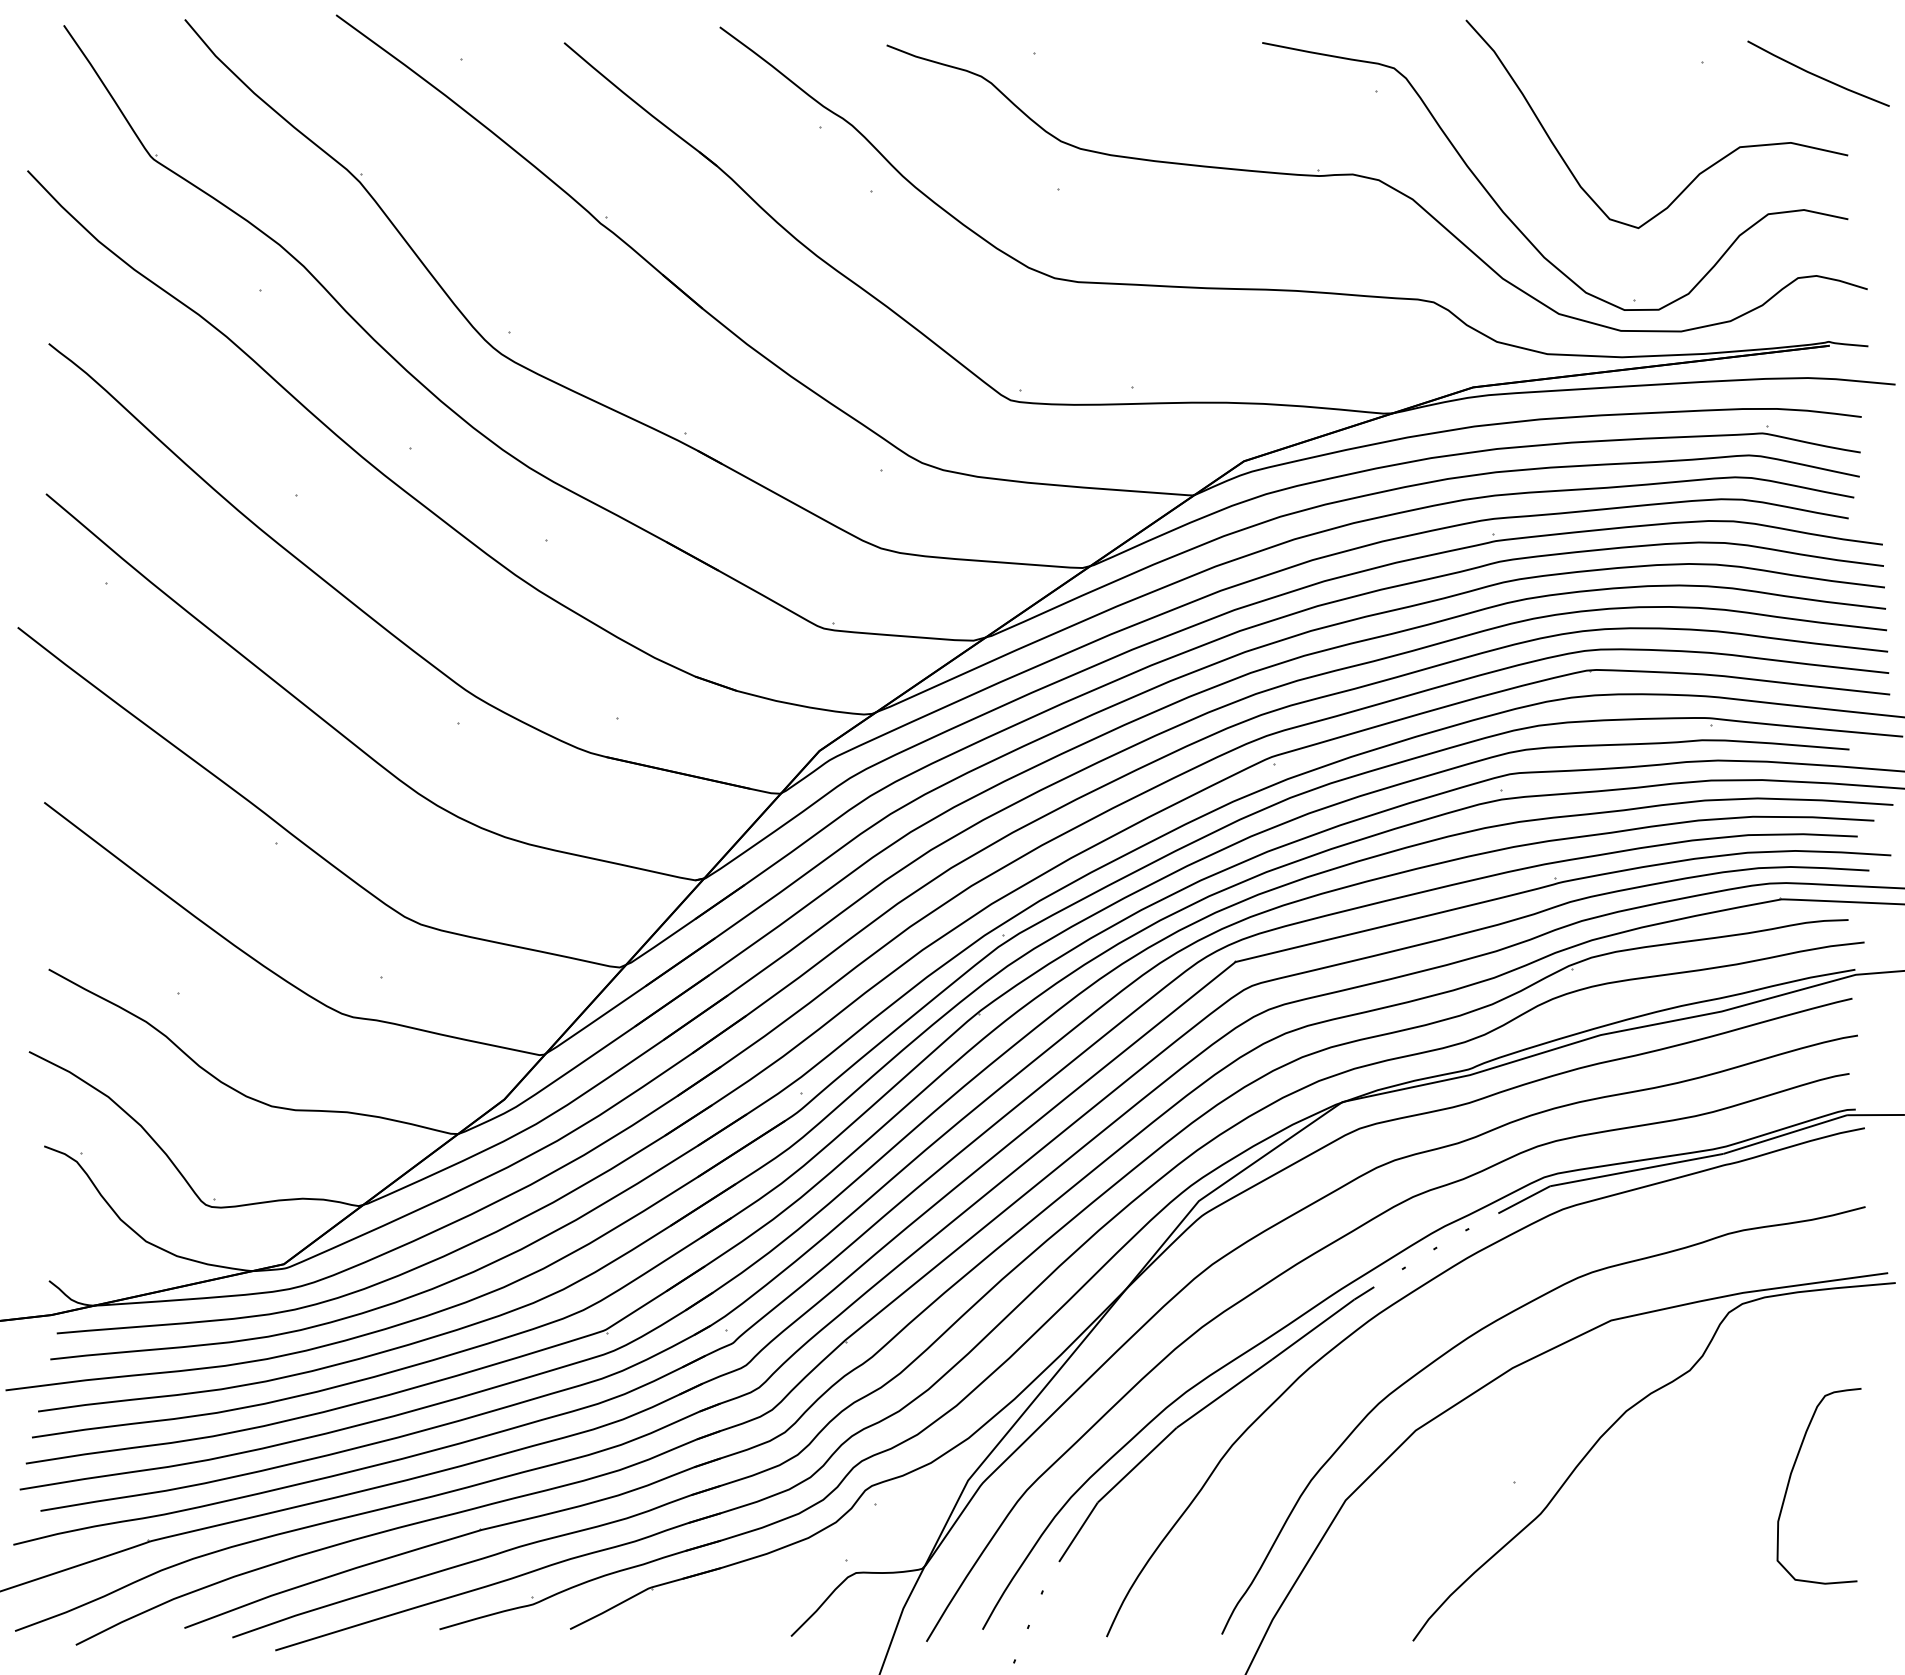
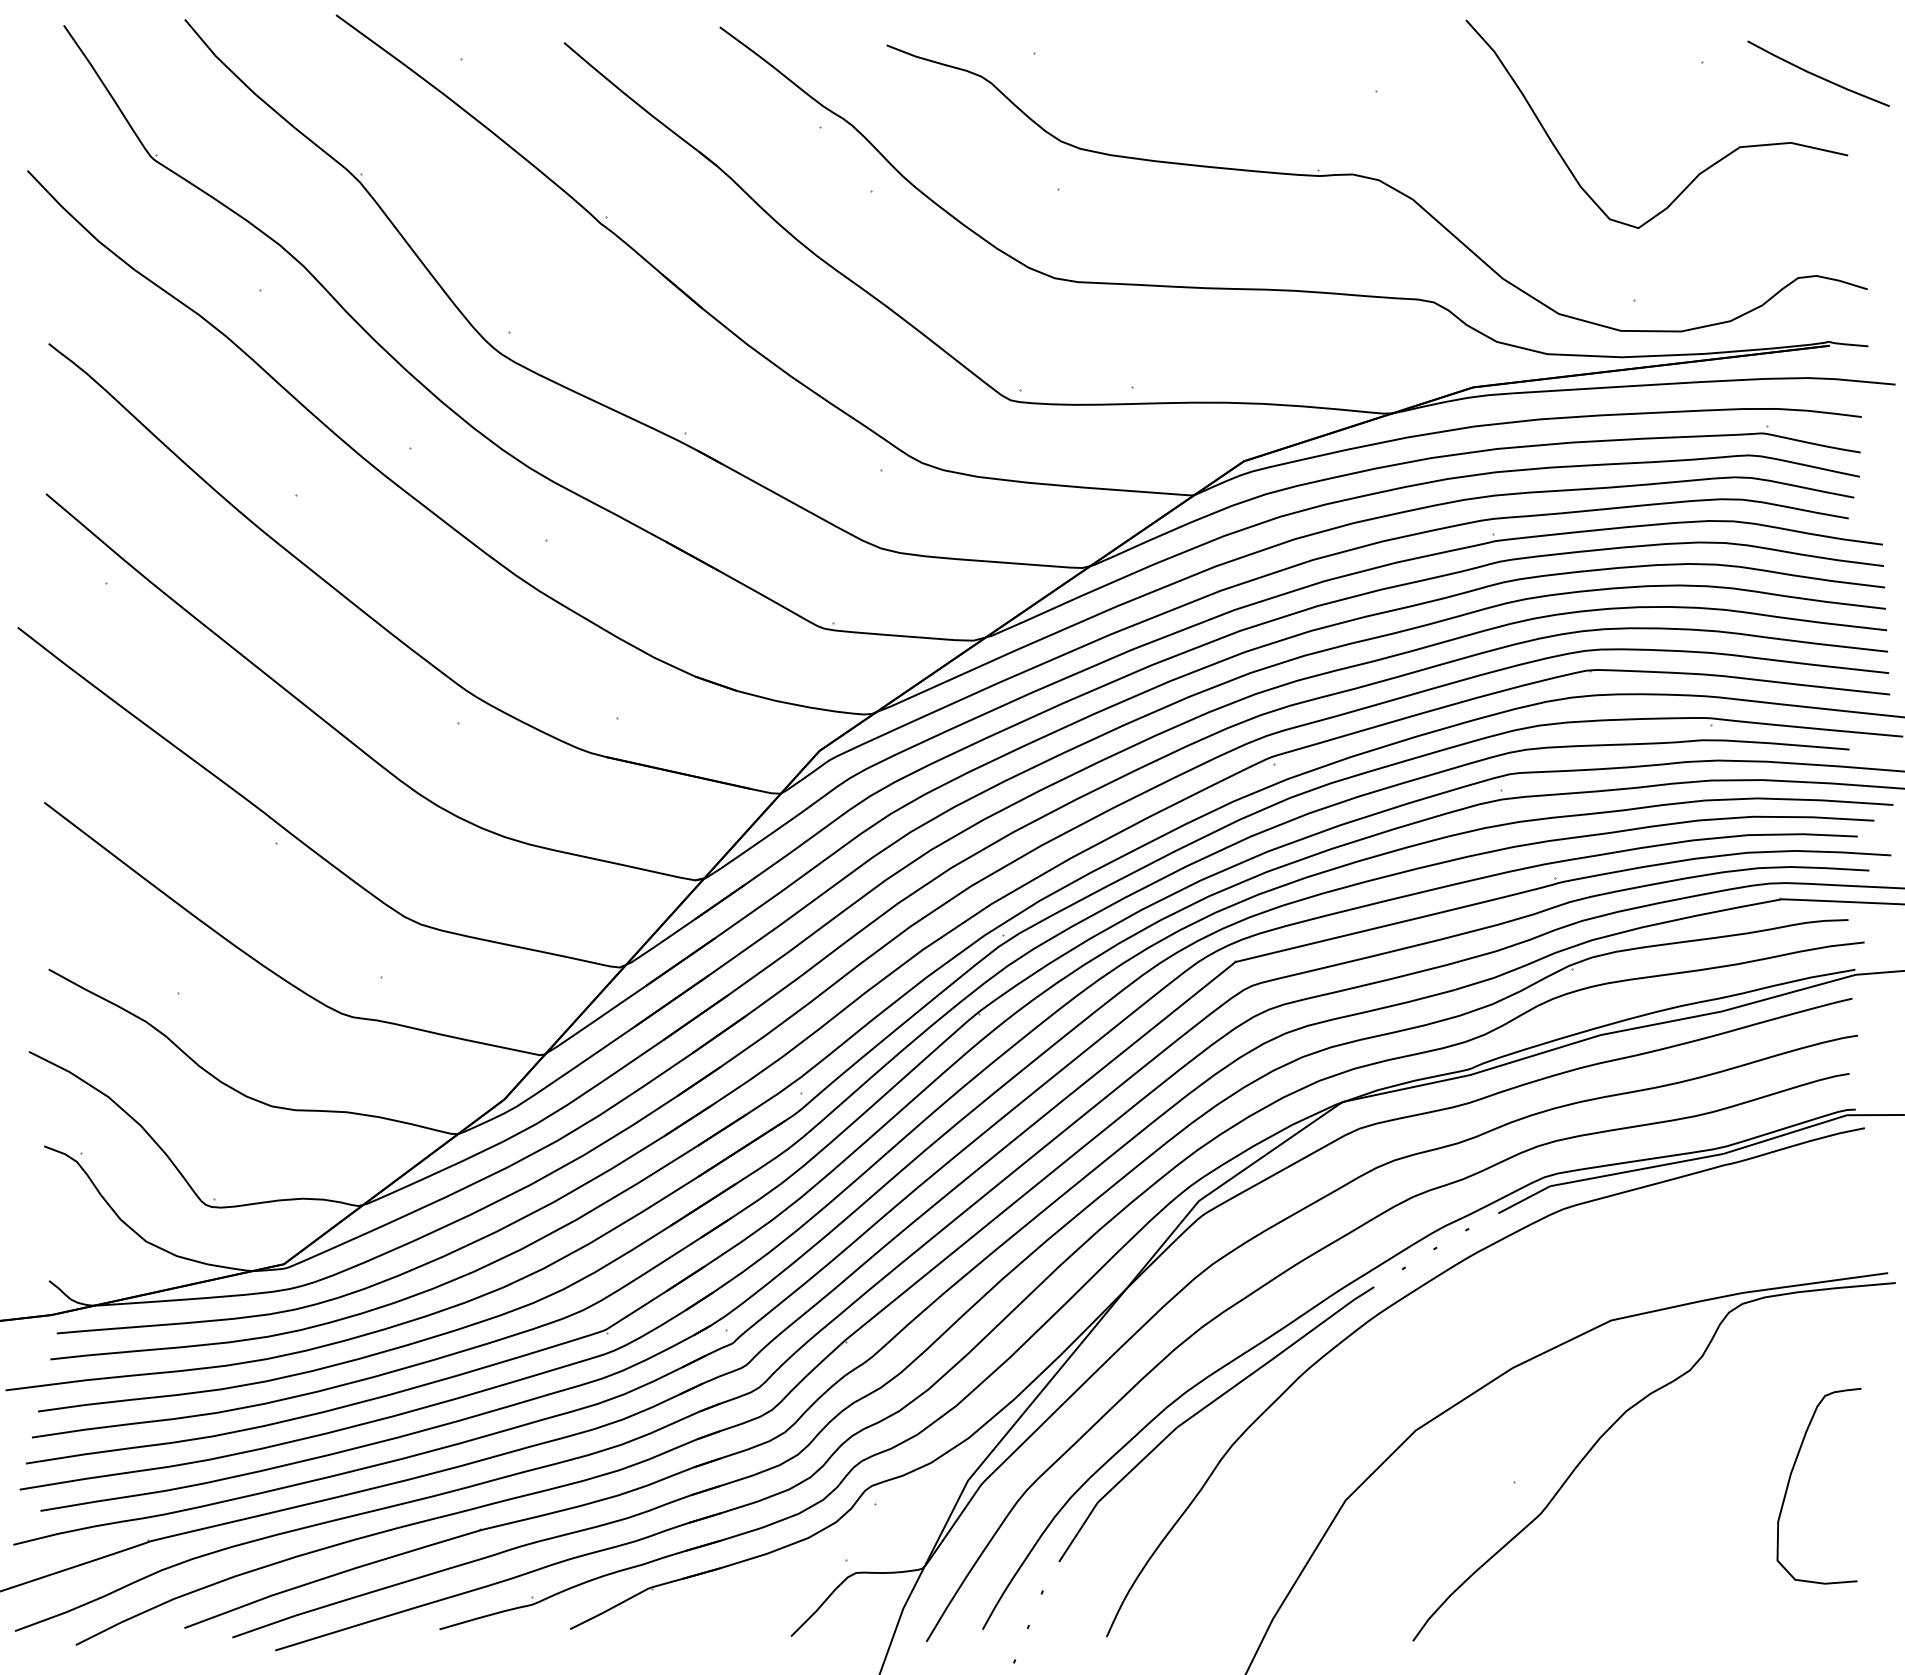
curve: present -> none (1511, 219)
curve: present -> none (1492, 1324)
